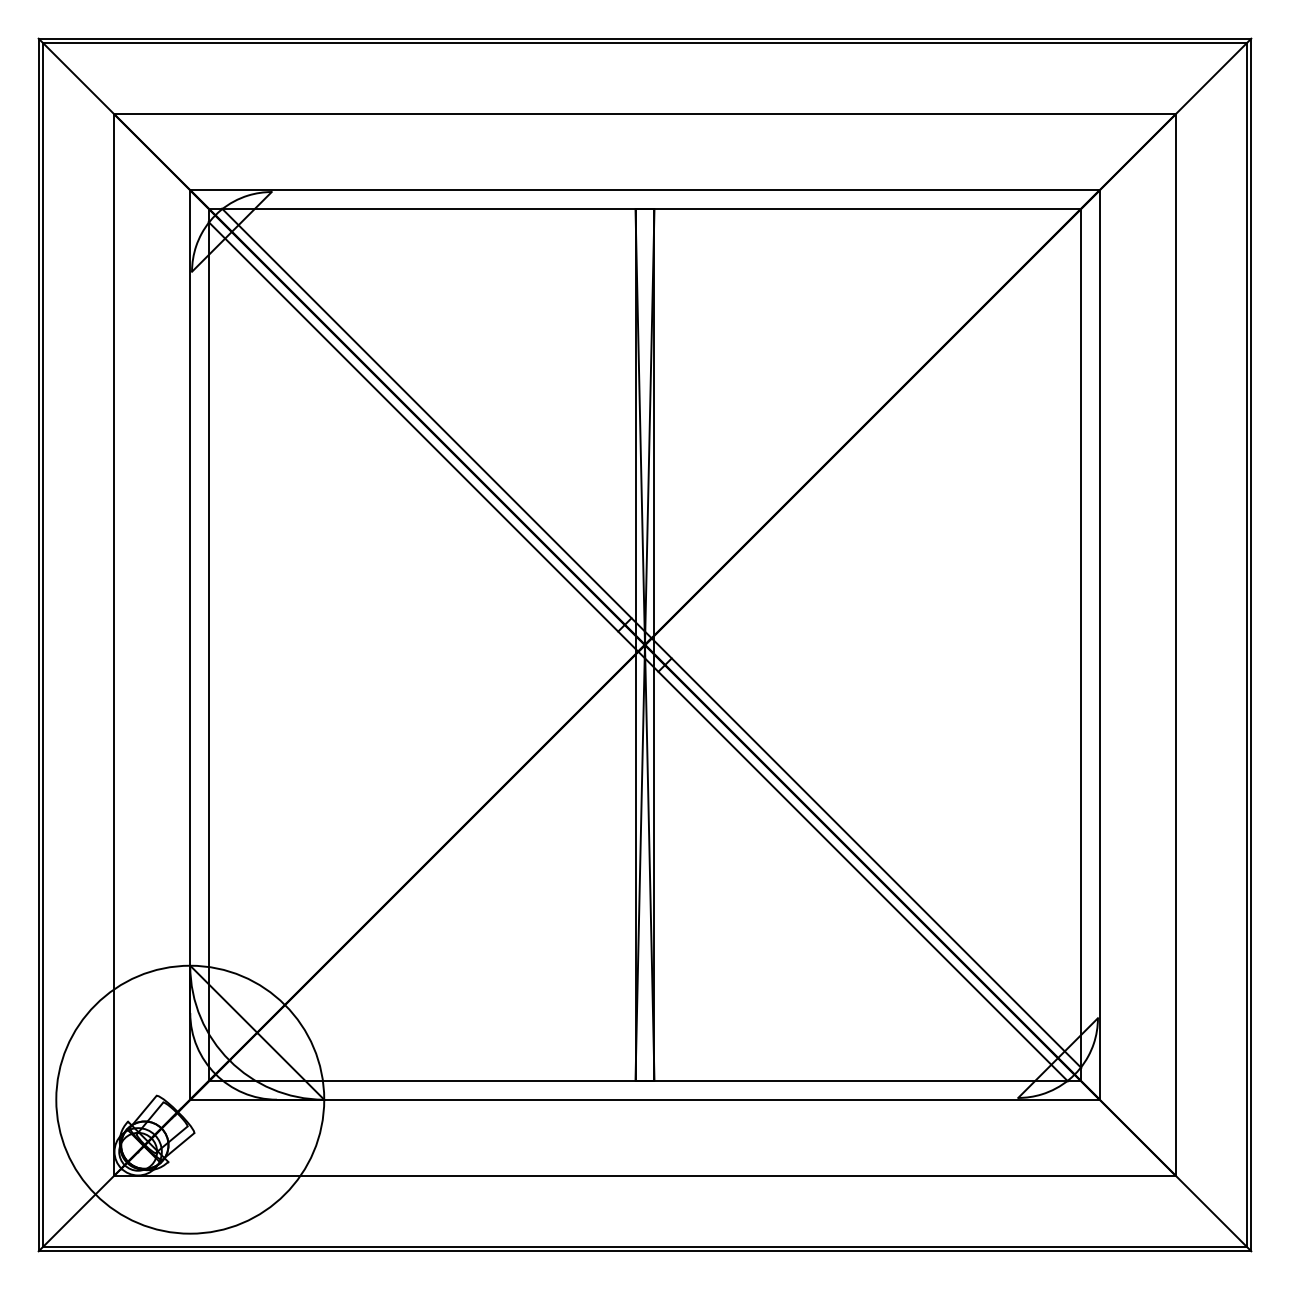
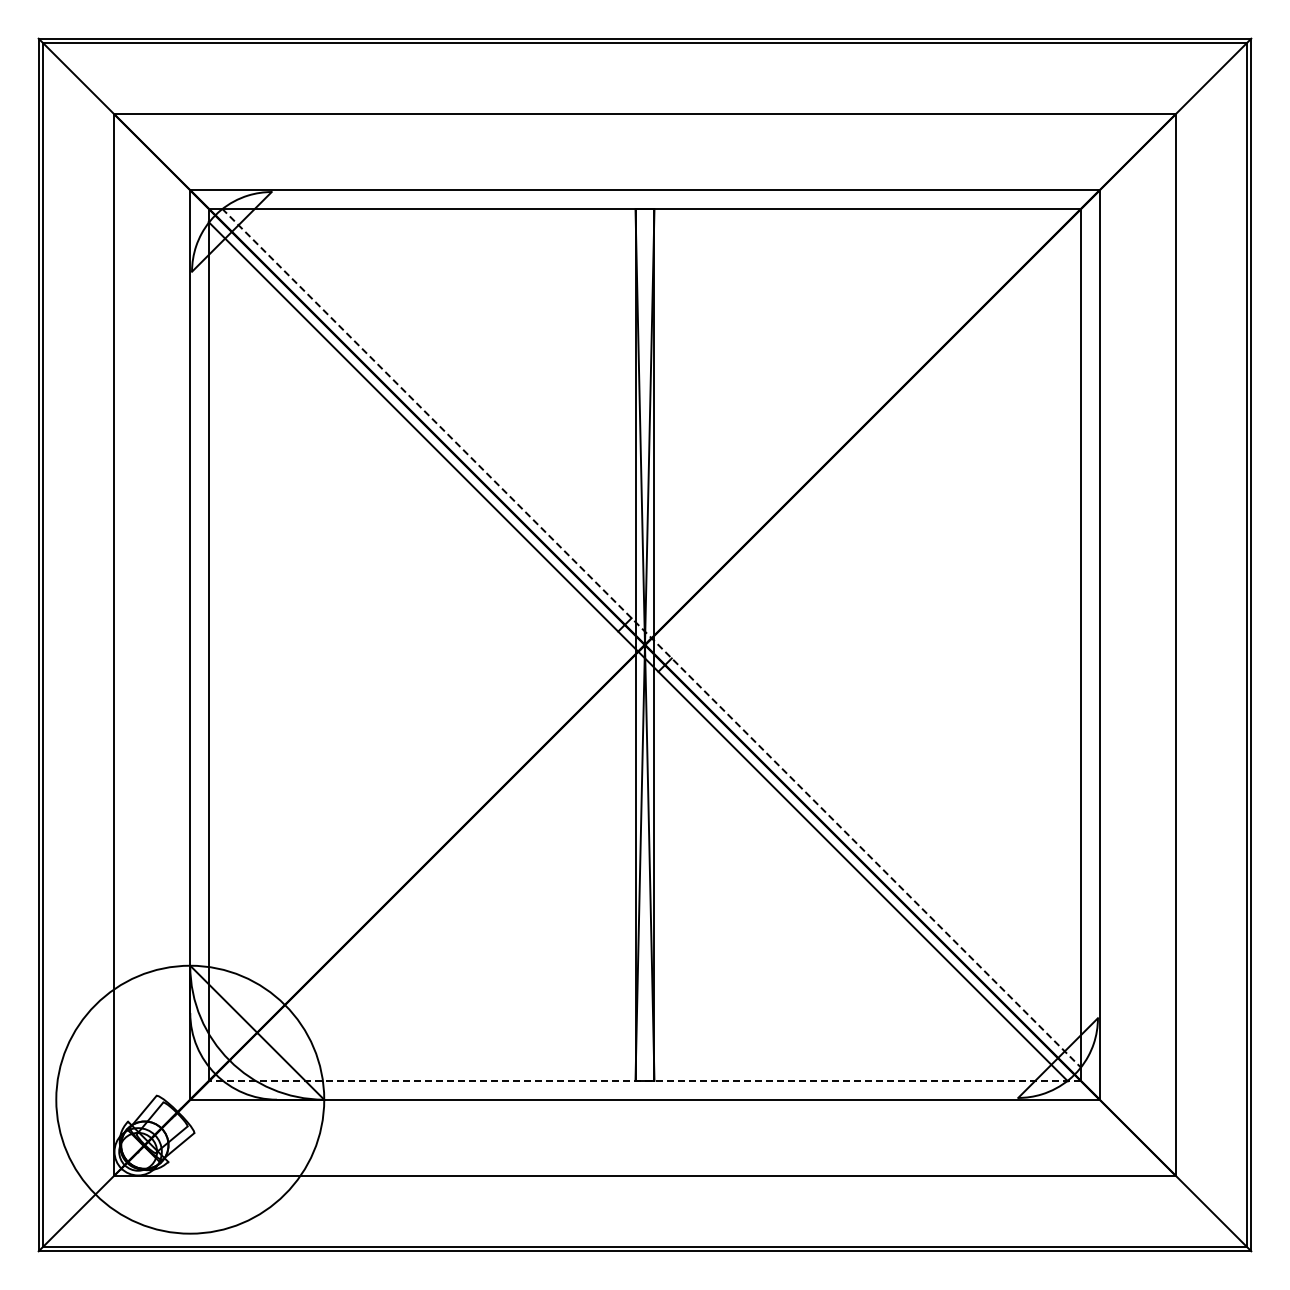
line: solid -> dashed (651, 638)
line: solid -> dashed (645, 1080)
